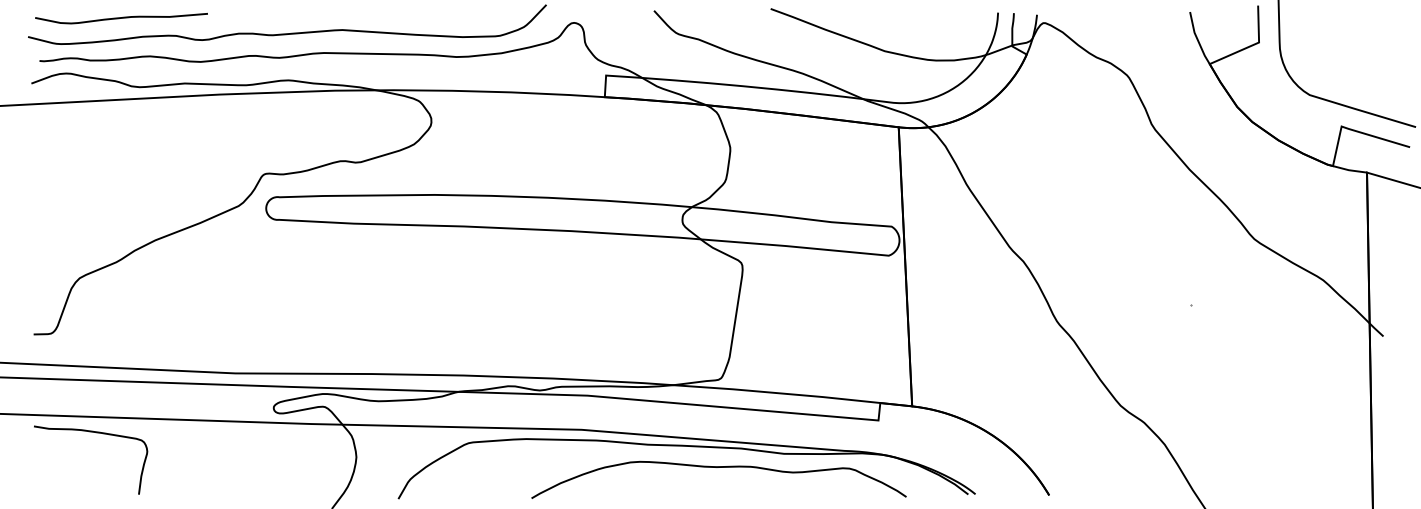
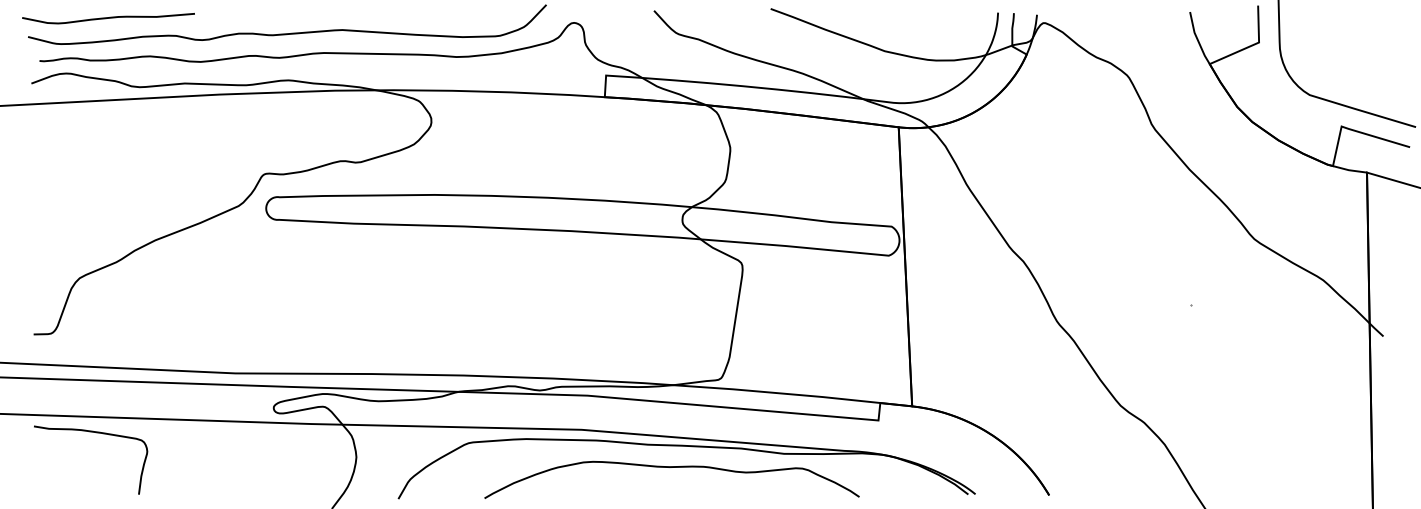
curve position: (121, 18) -> (108, 18) (108, 18)
curve position: (718, 467) -> (671, 467) (671, 467)
